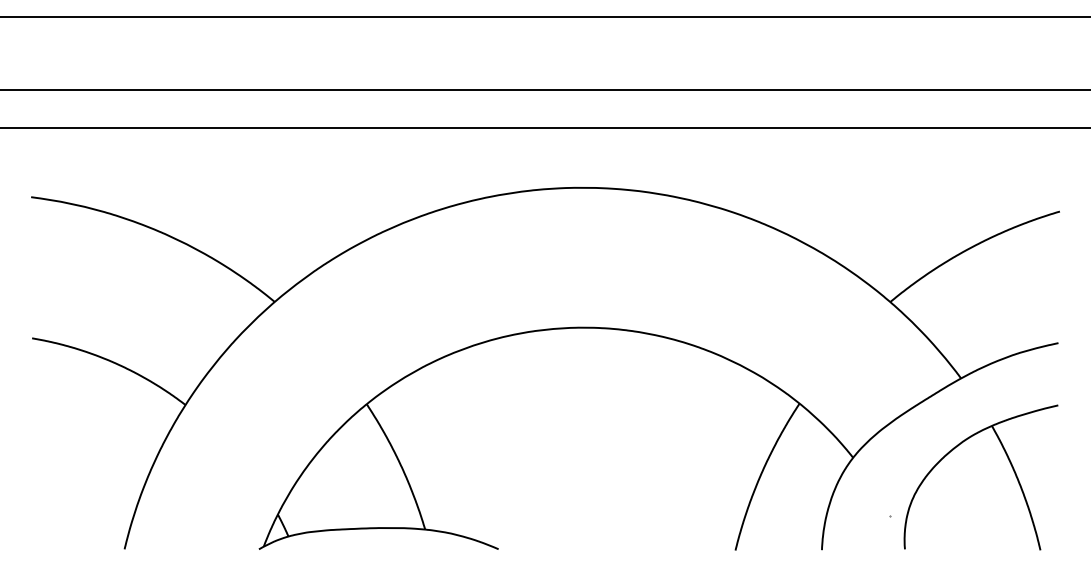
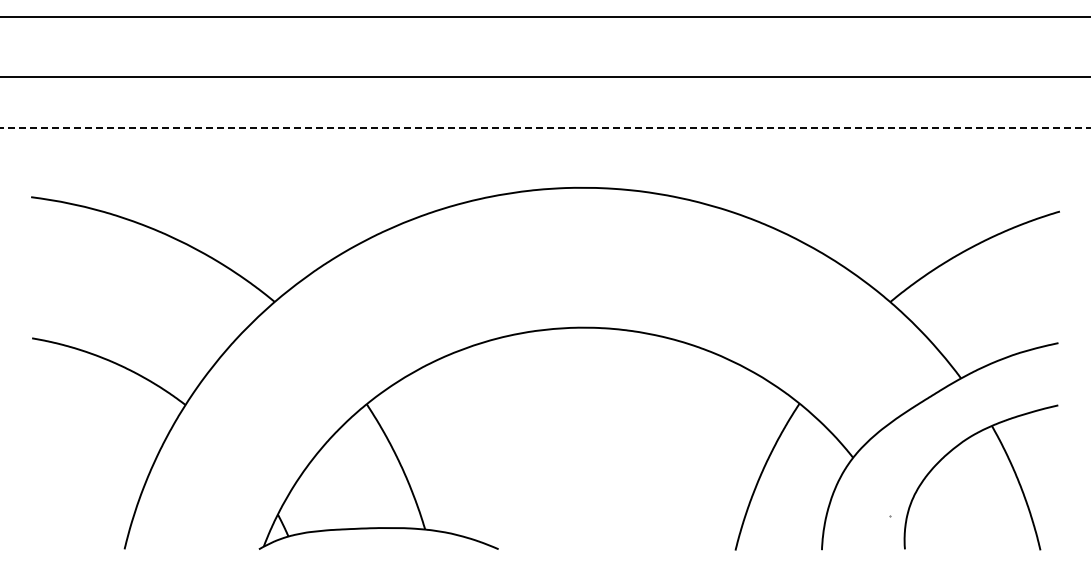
line position: (544, 90) -> (544, 77) (544, 77)
line: solid -> dashed (545, 127)
